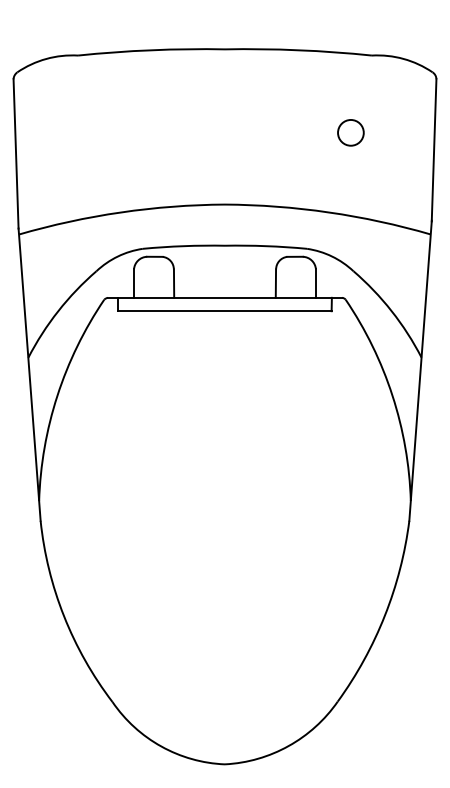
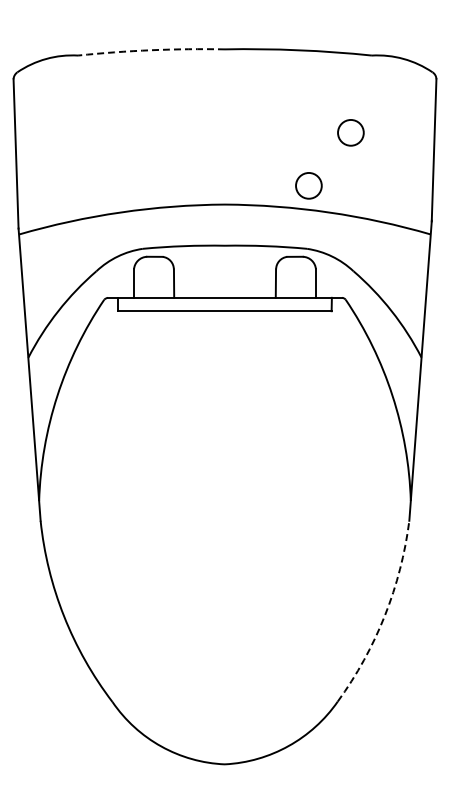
arc: solid -> dashed (151, 50)
circle: none -> present (308, 185)
arc: solid -> dashed (384, 615)
